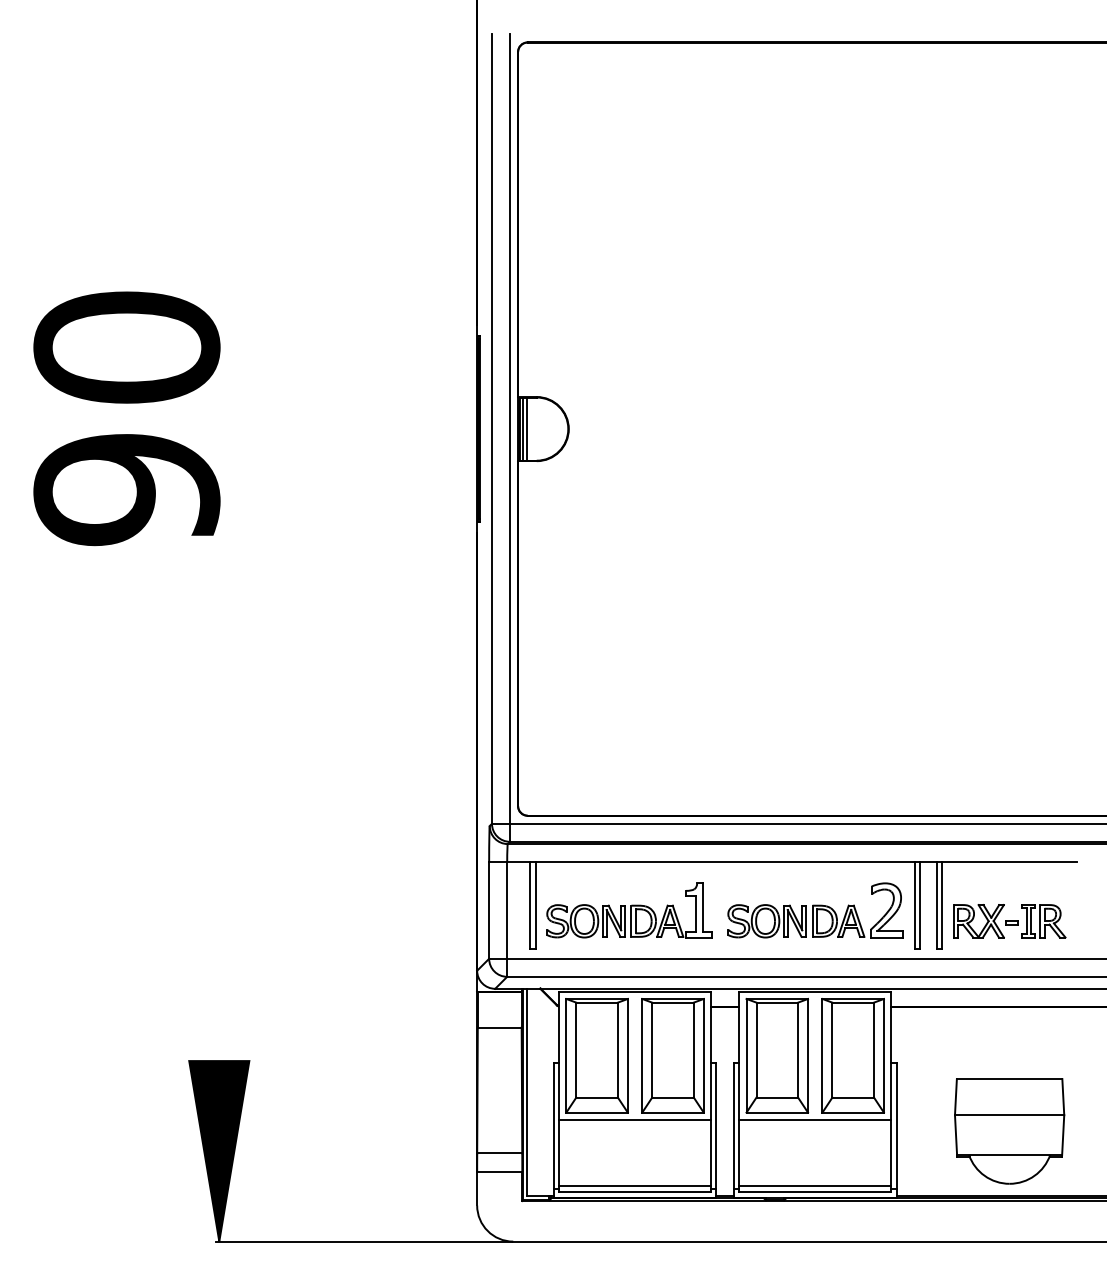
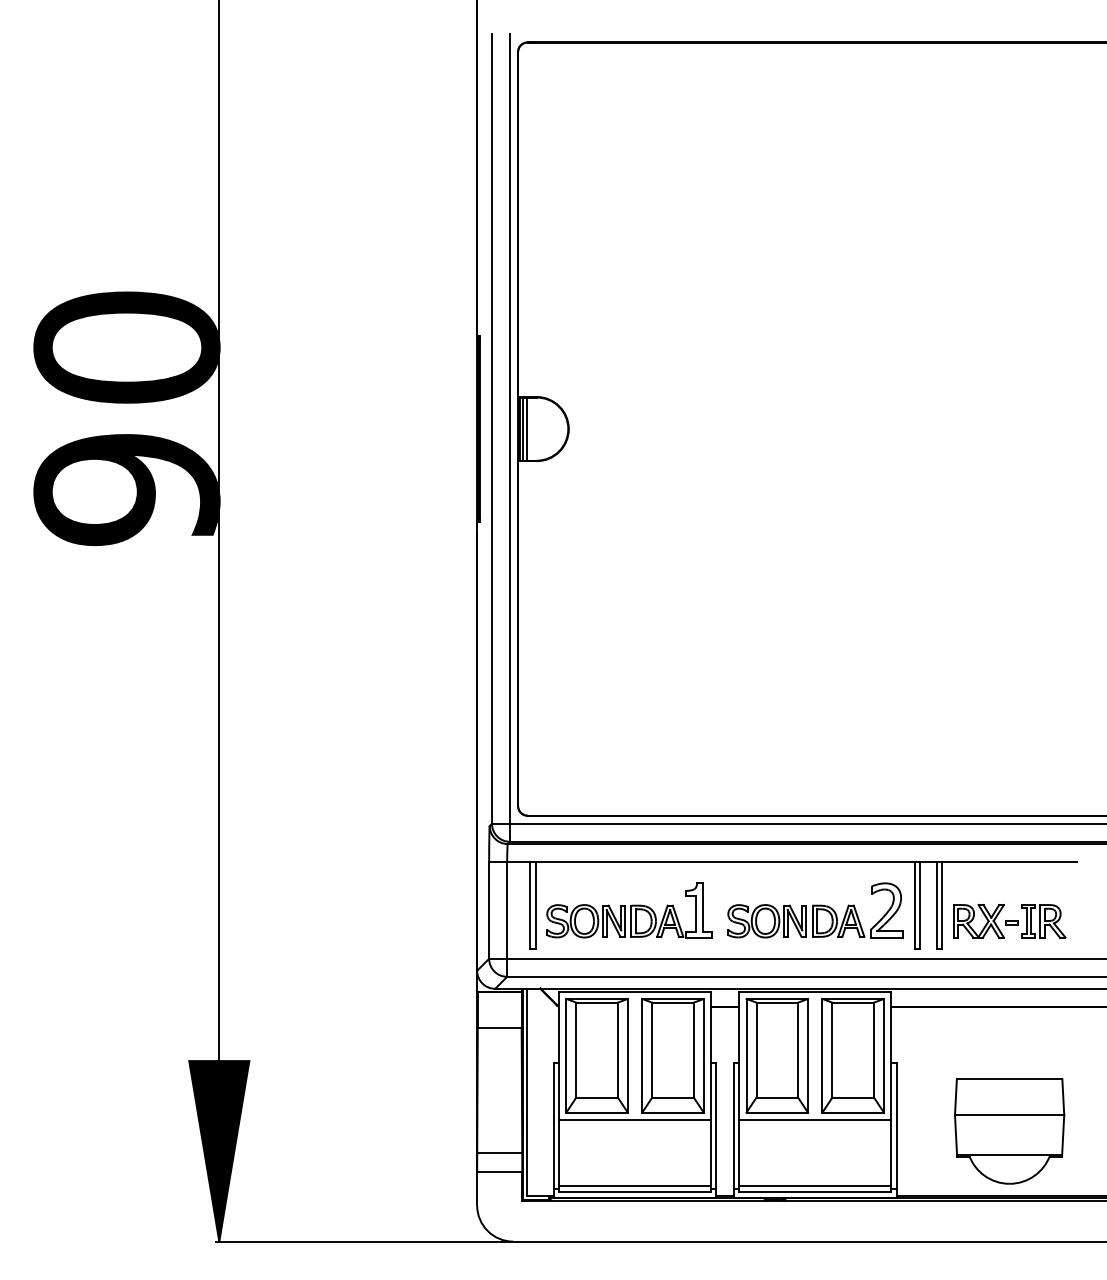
line: none -> present (219, 531)
